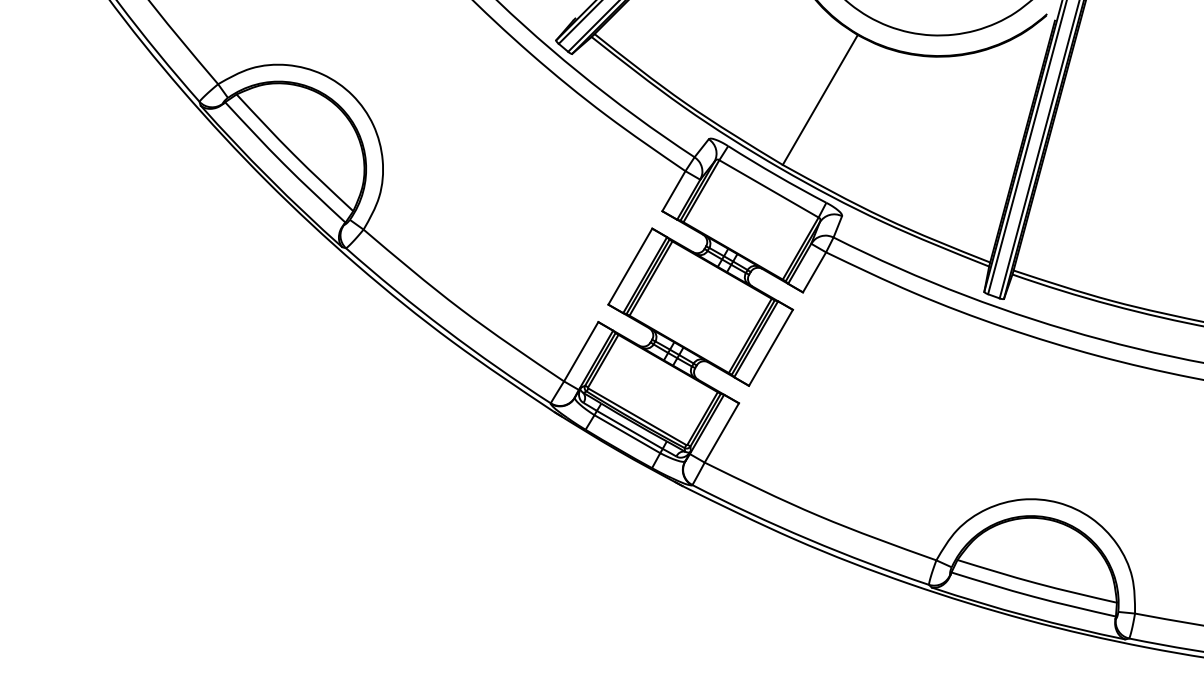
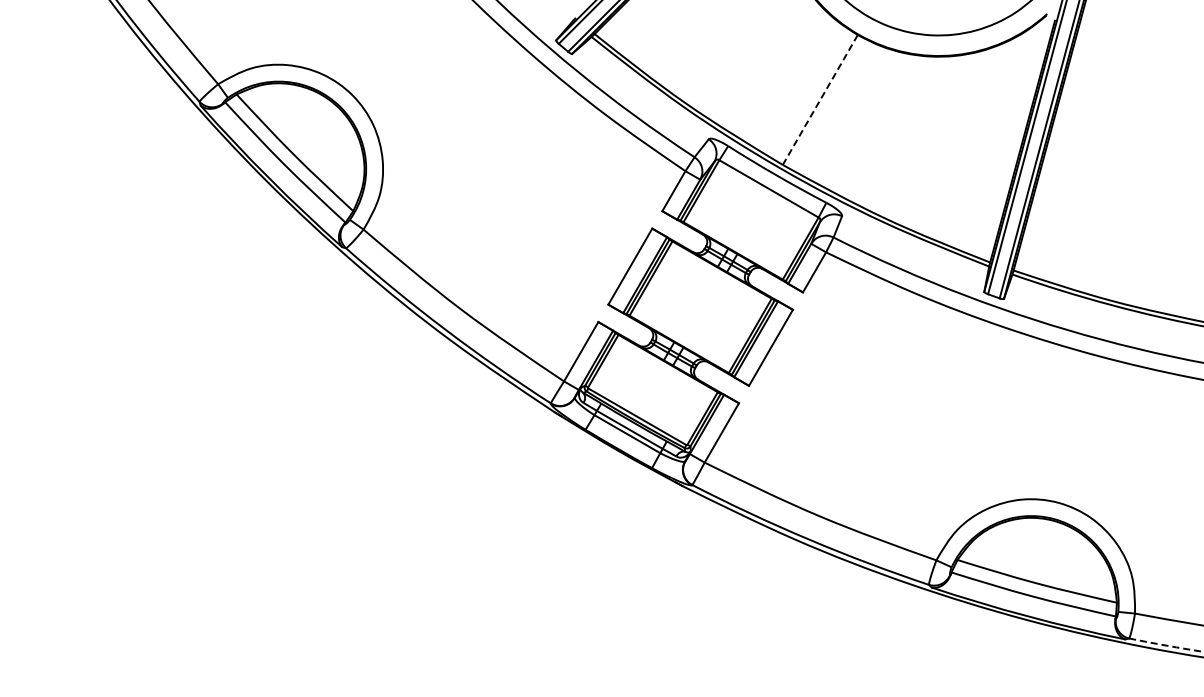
line: solid -> dashed (820, 100)
arc: solid -> dashed (1166, 645)
